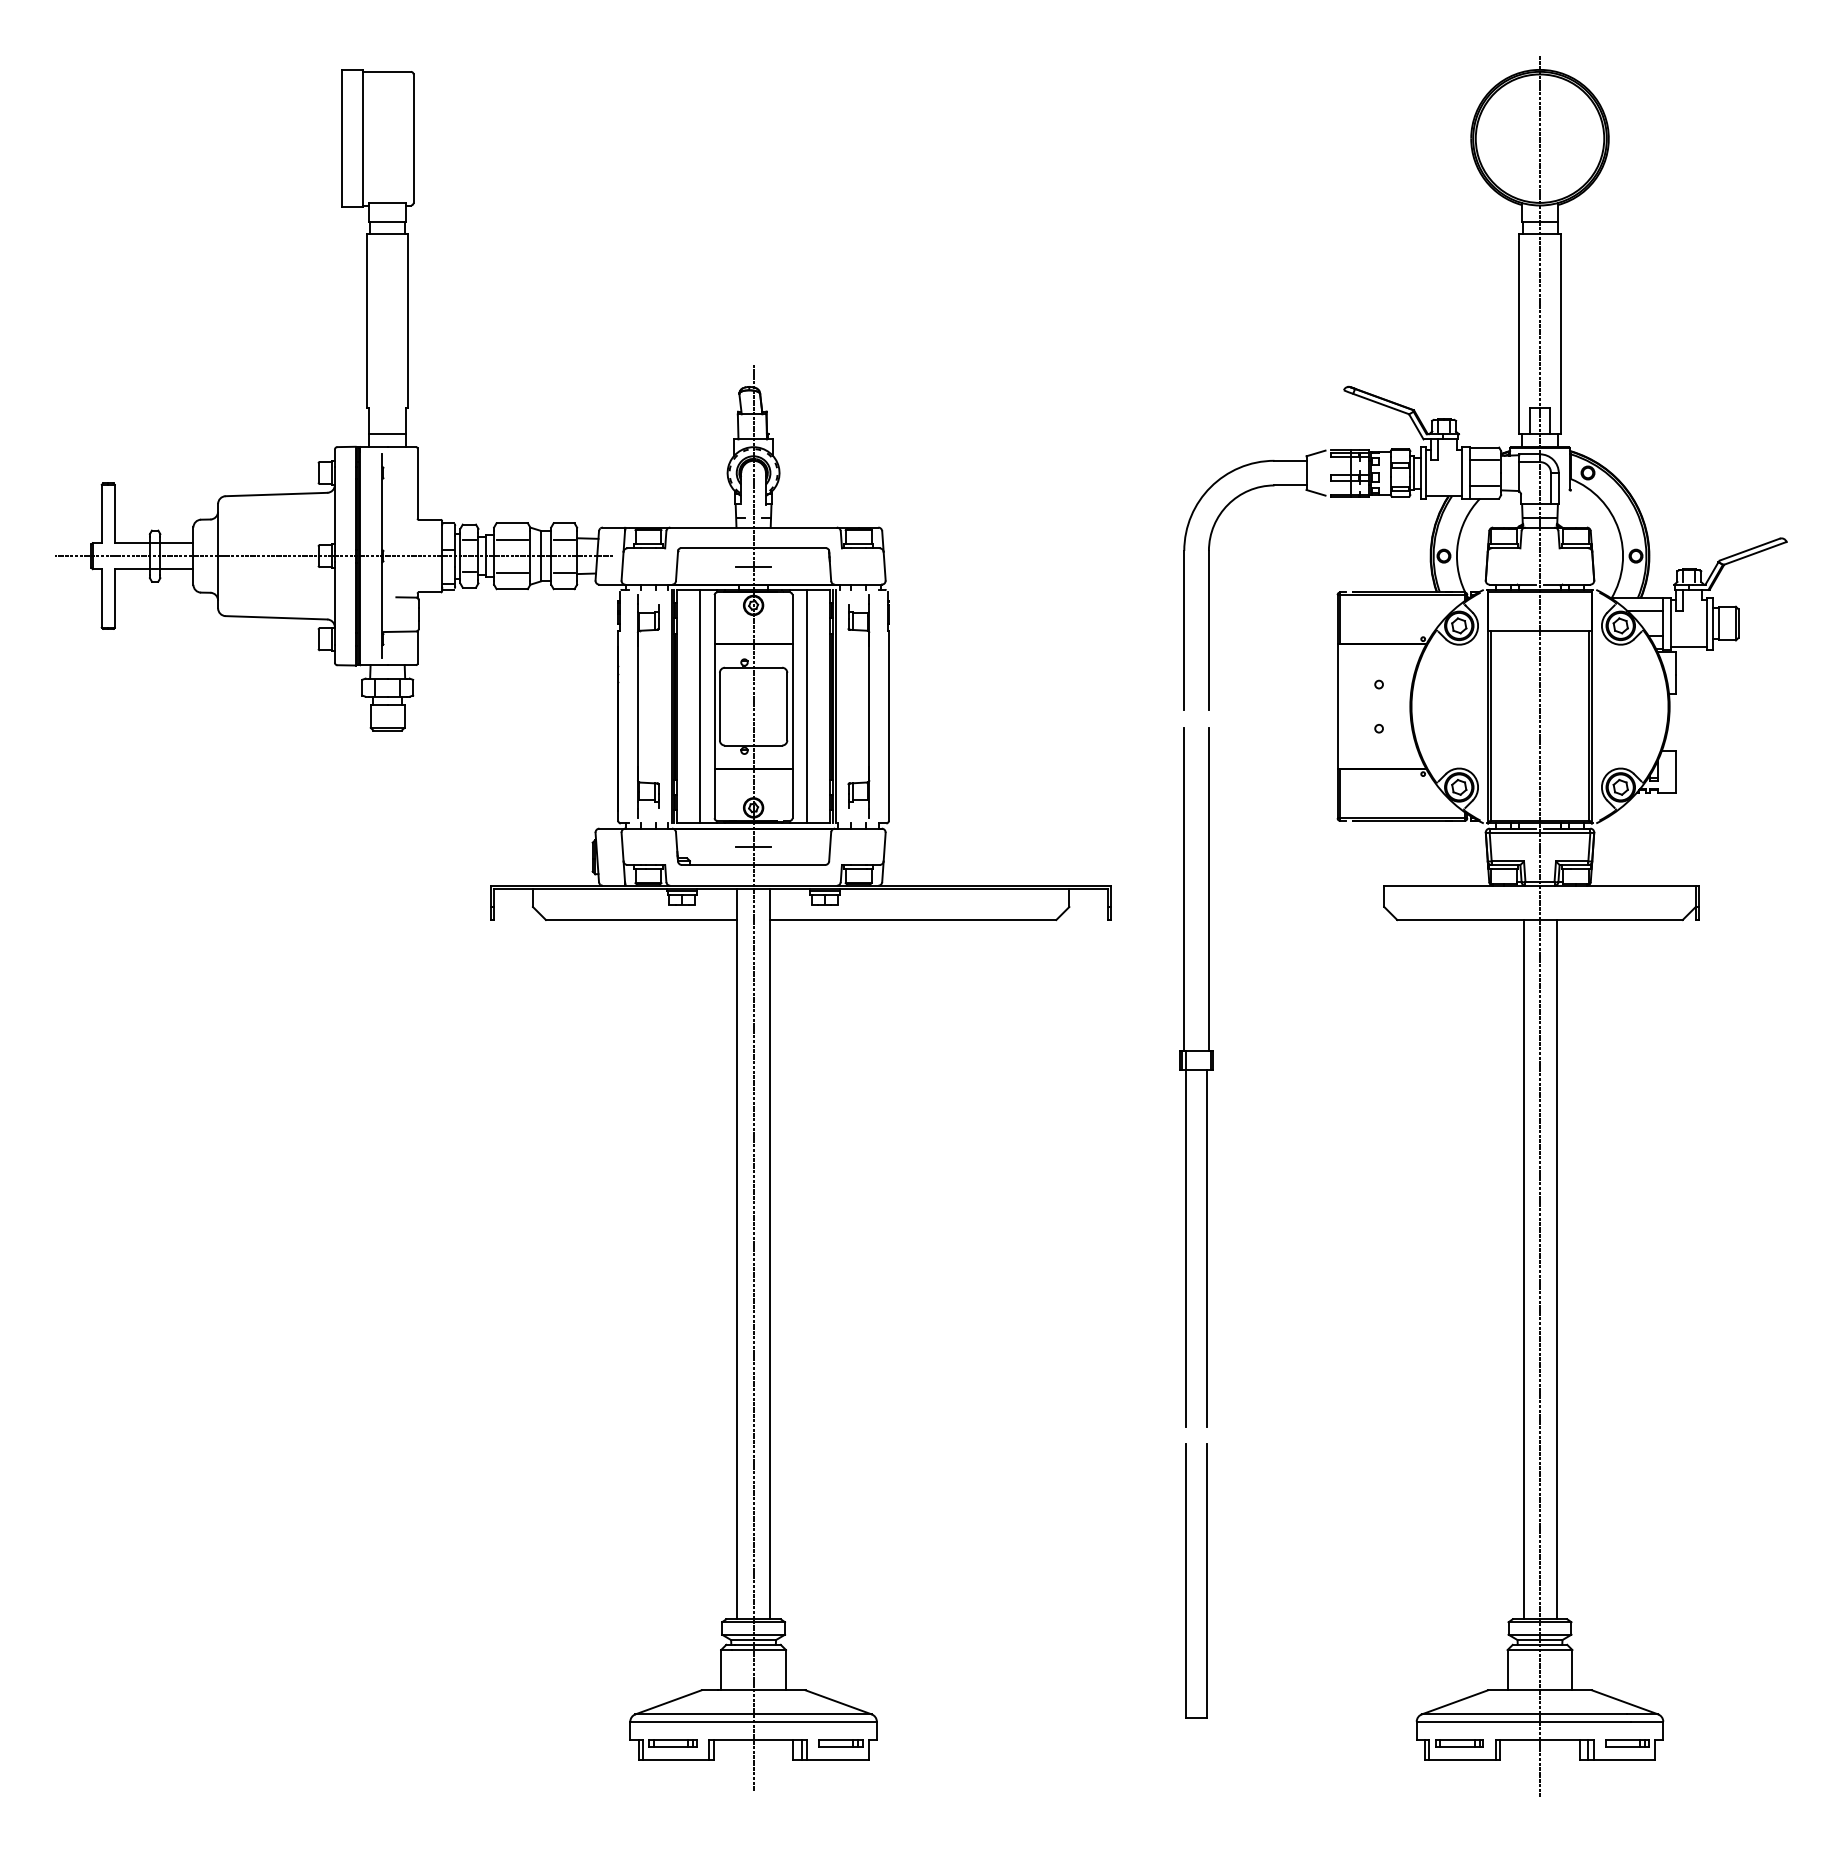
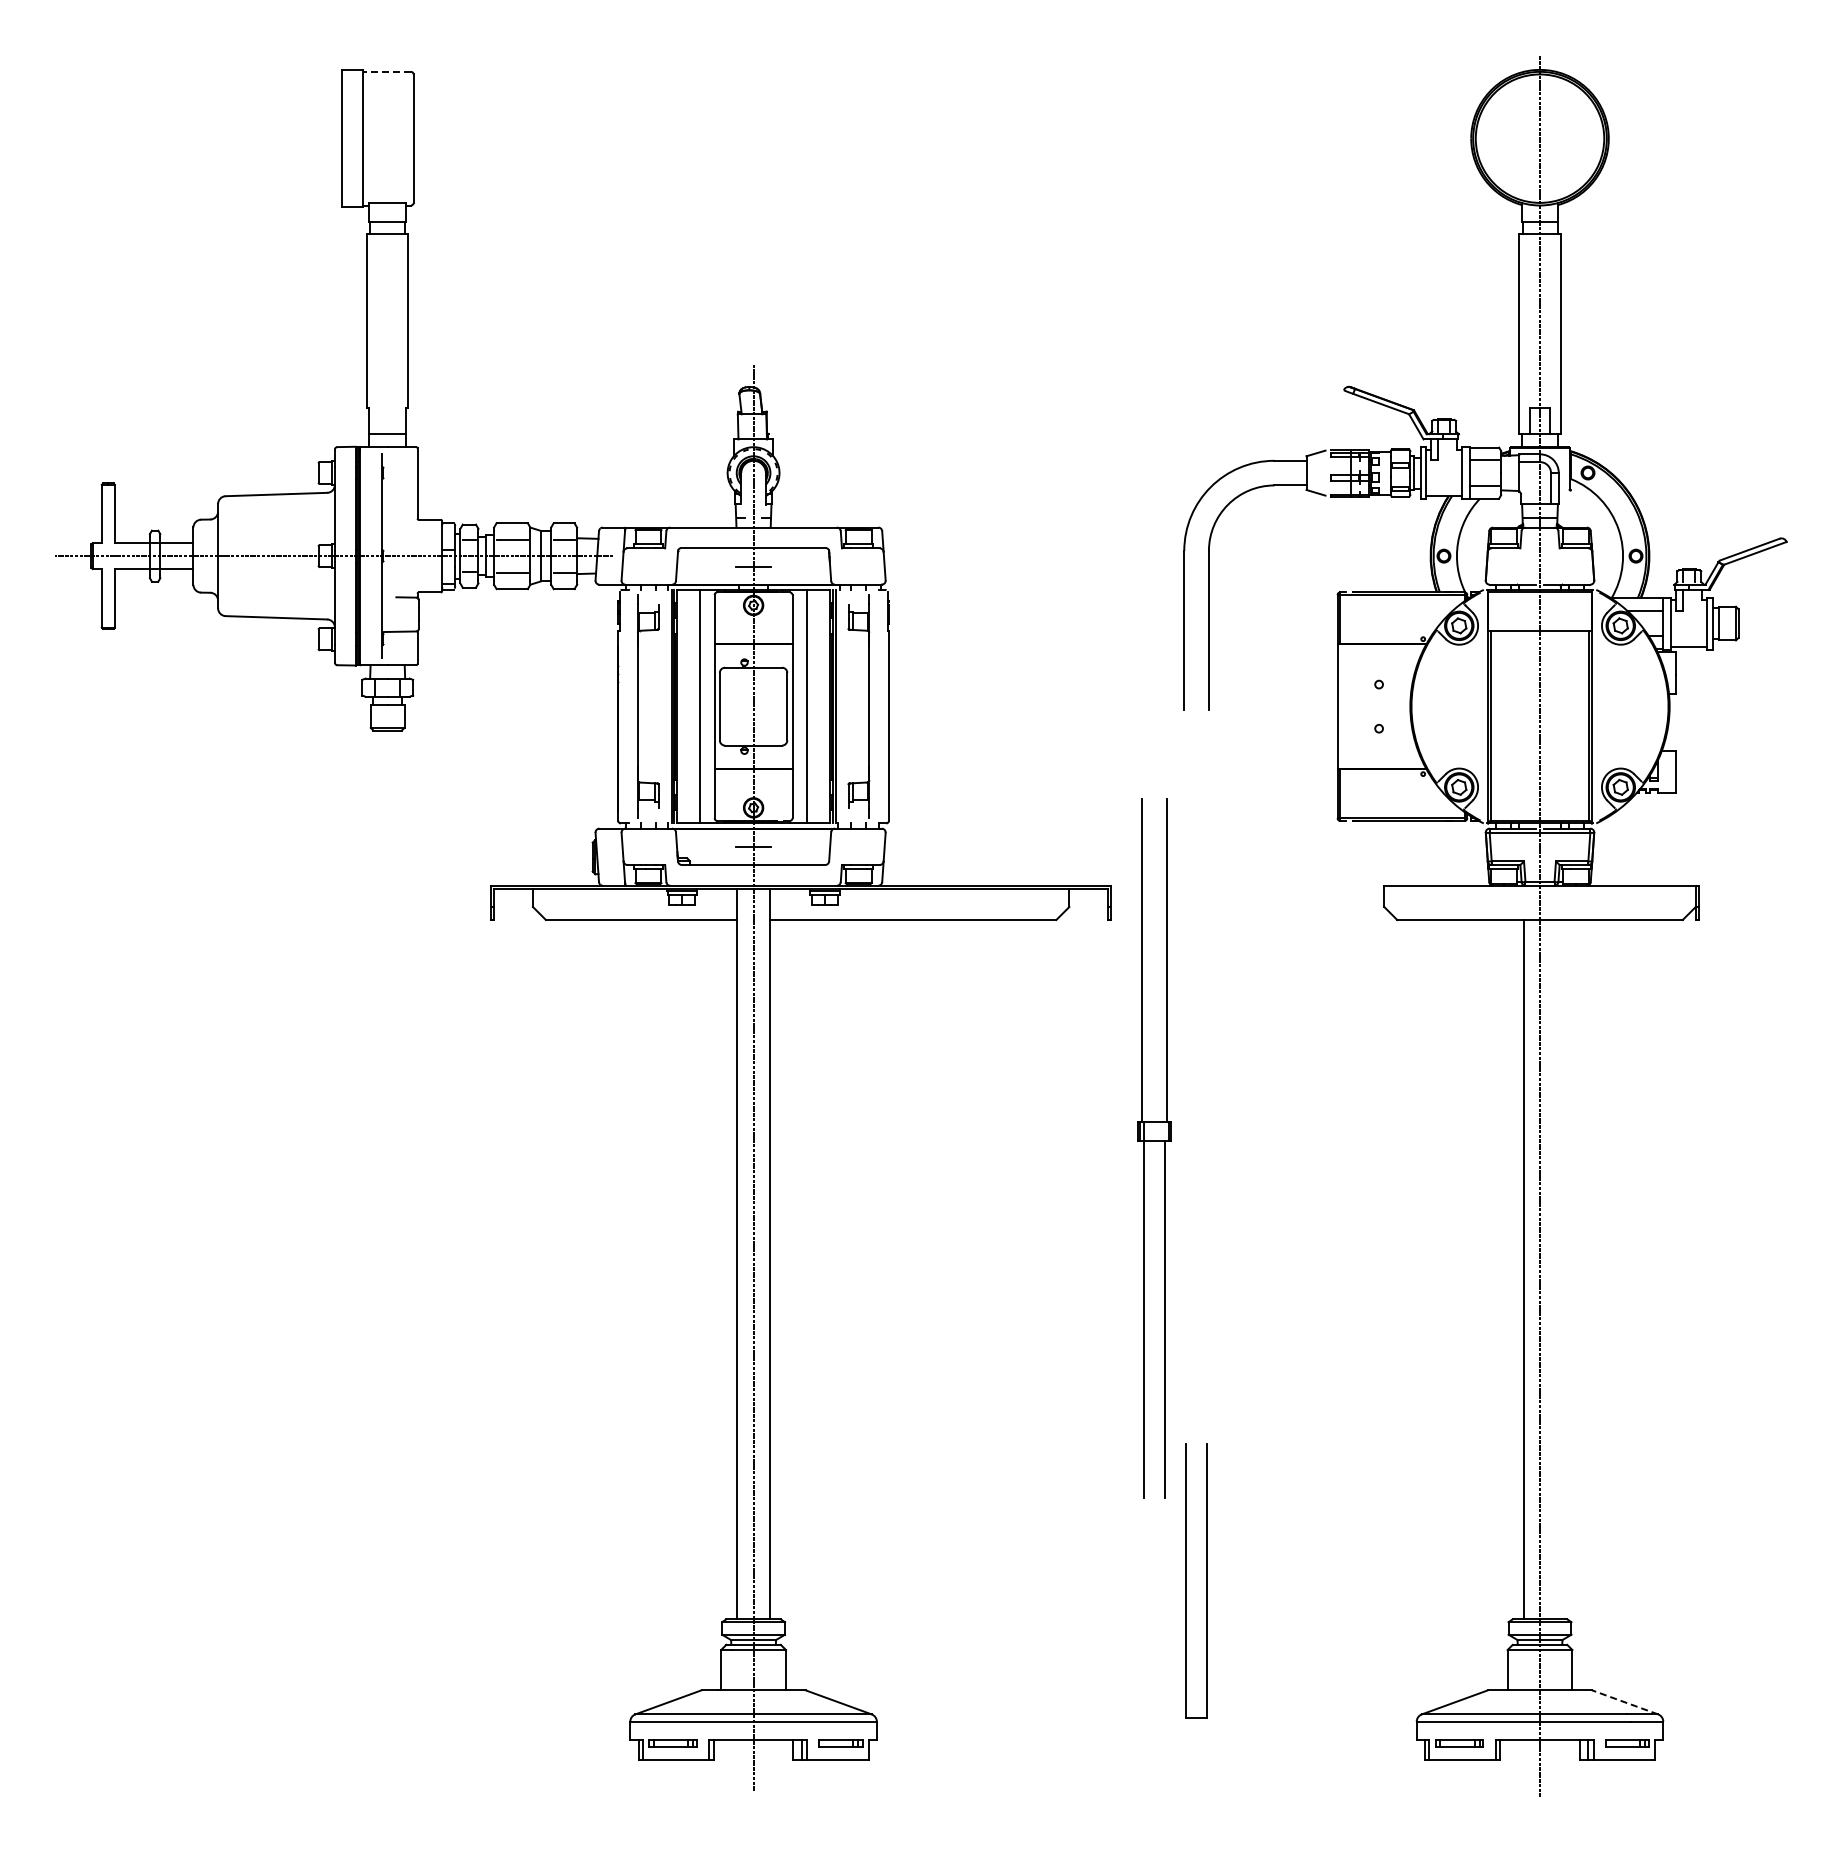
line: solid -> dashed (386, 71)
part position: (1196, 1070) -> (1154, 1141) (1154, 1141)
line: present -> none (1556, 1269)
line: solid -> dashed (1624, 1702)
